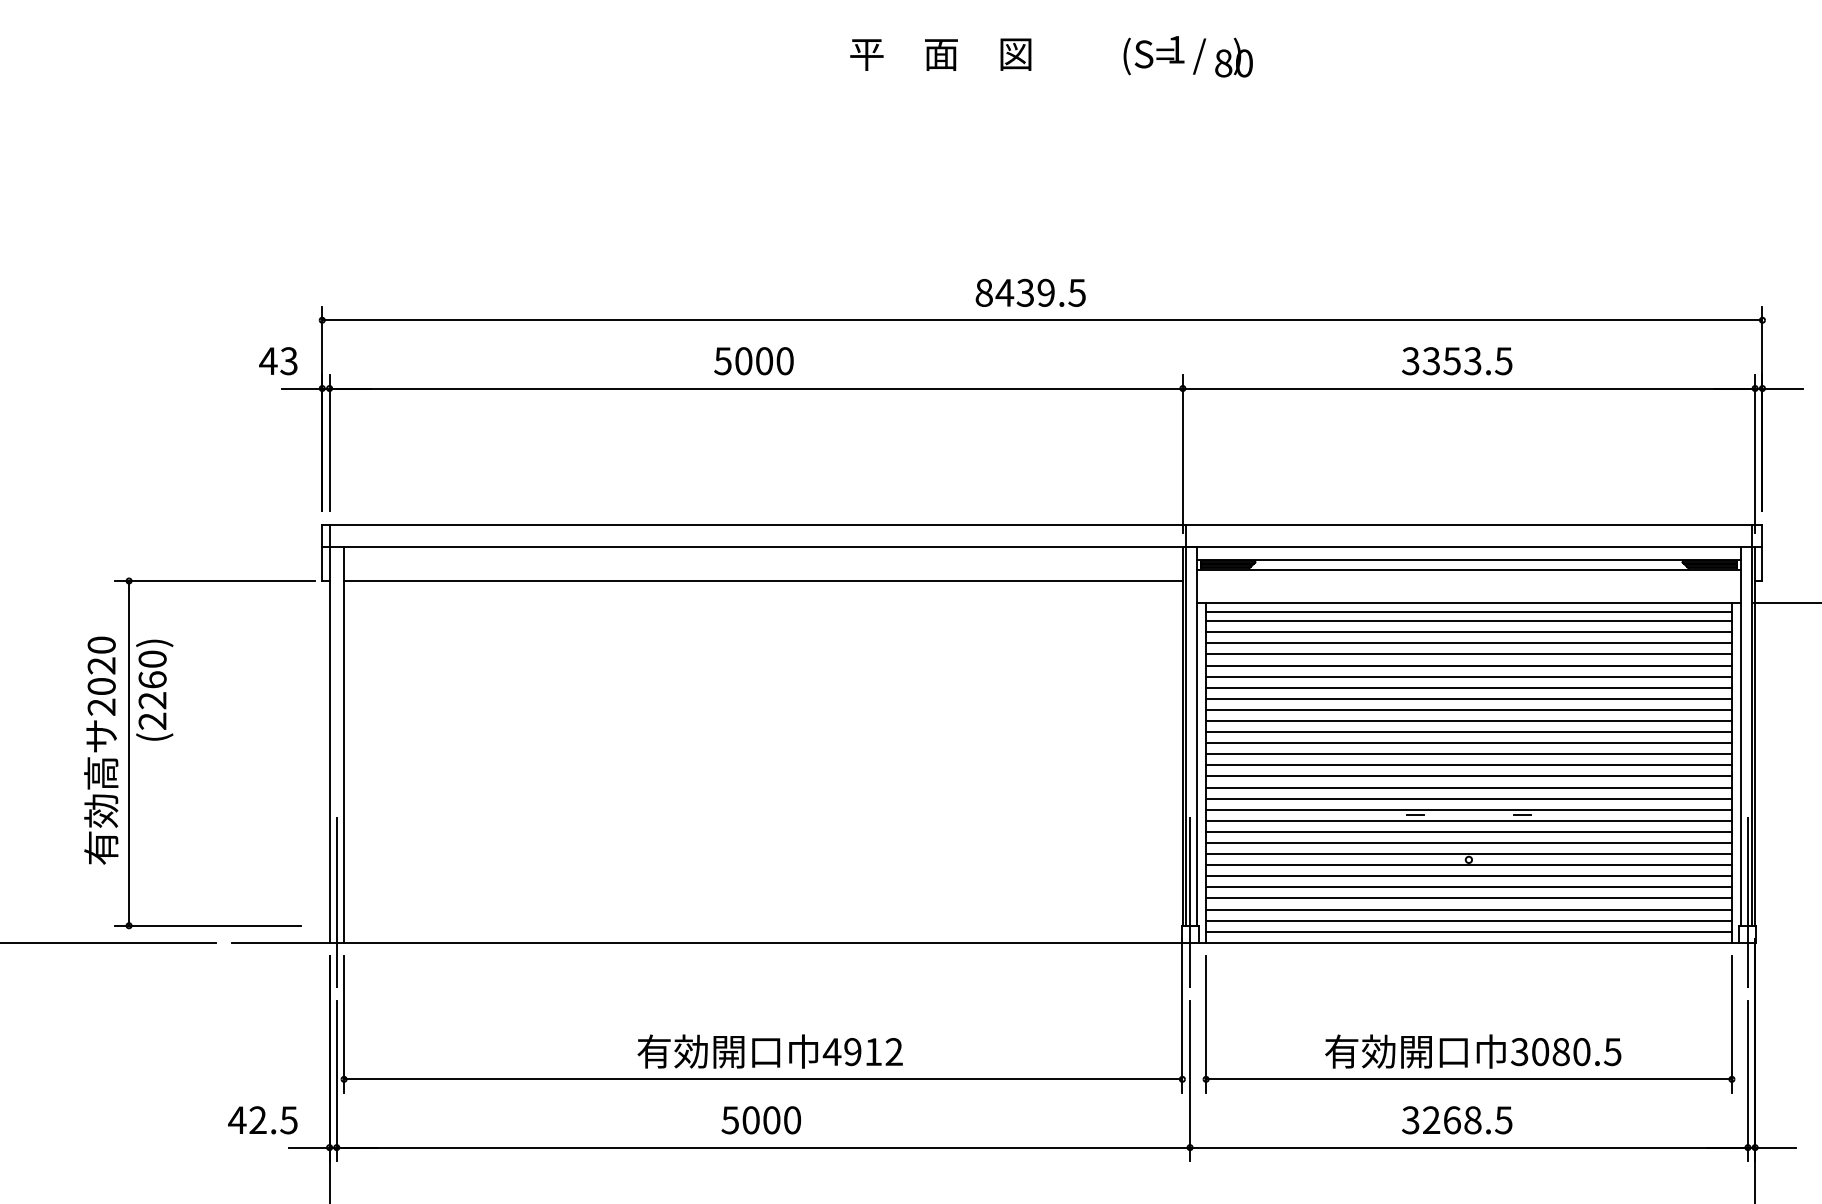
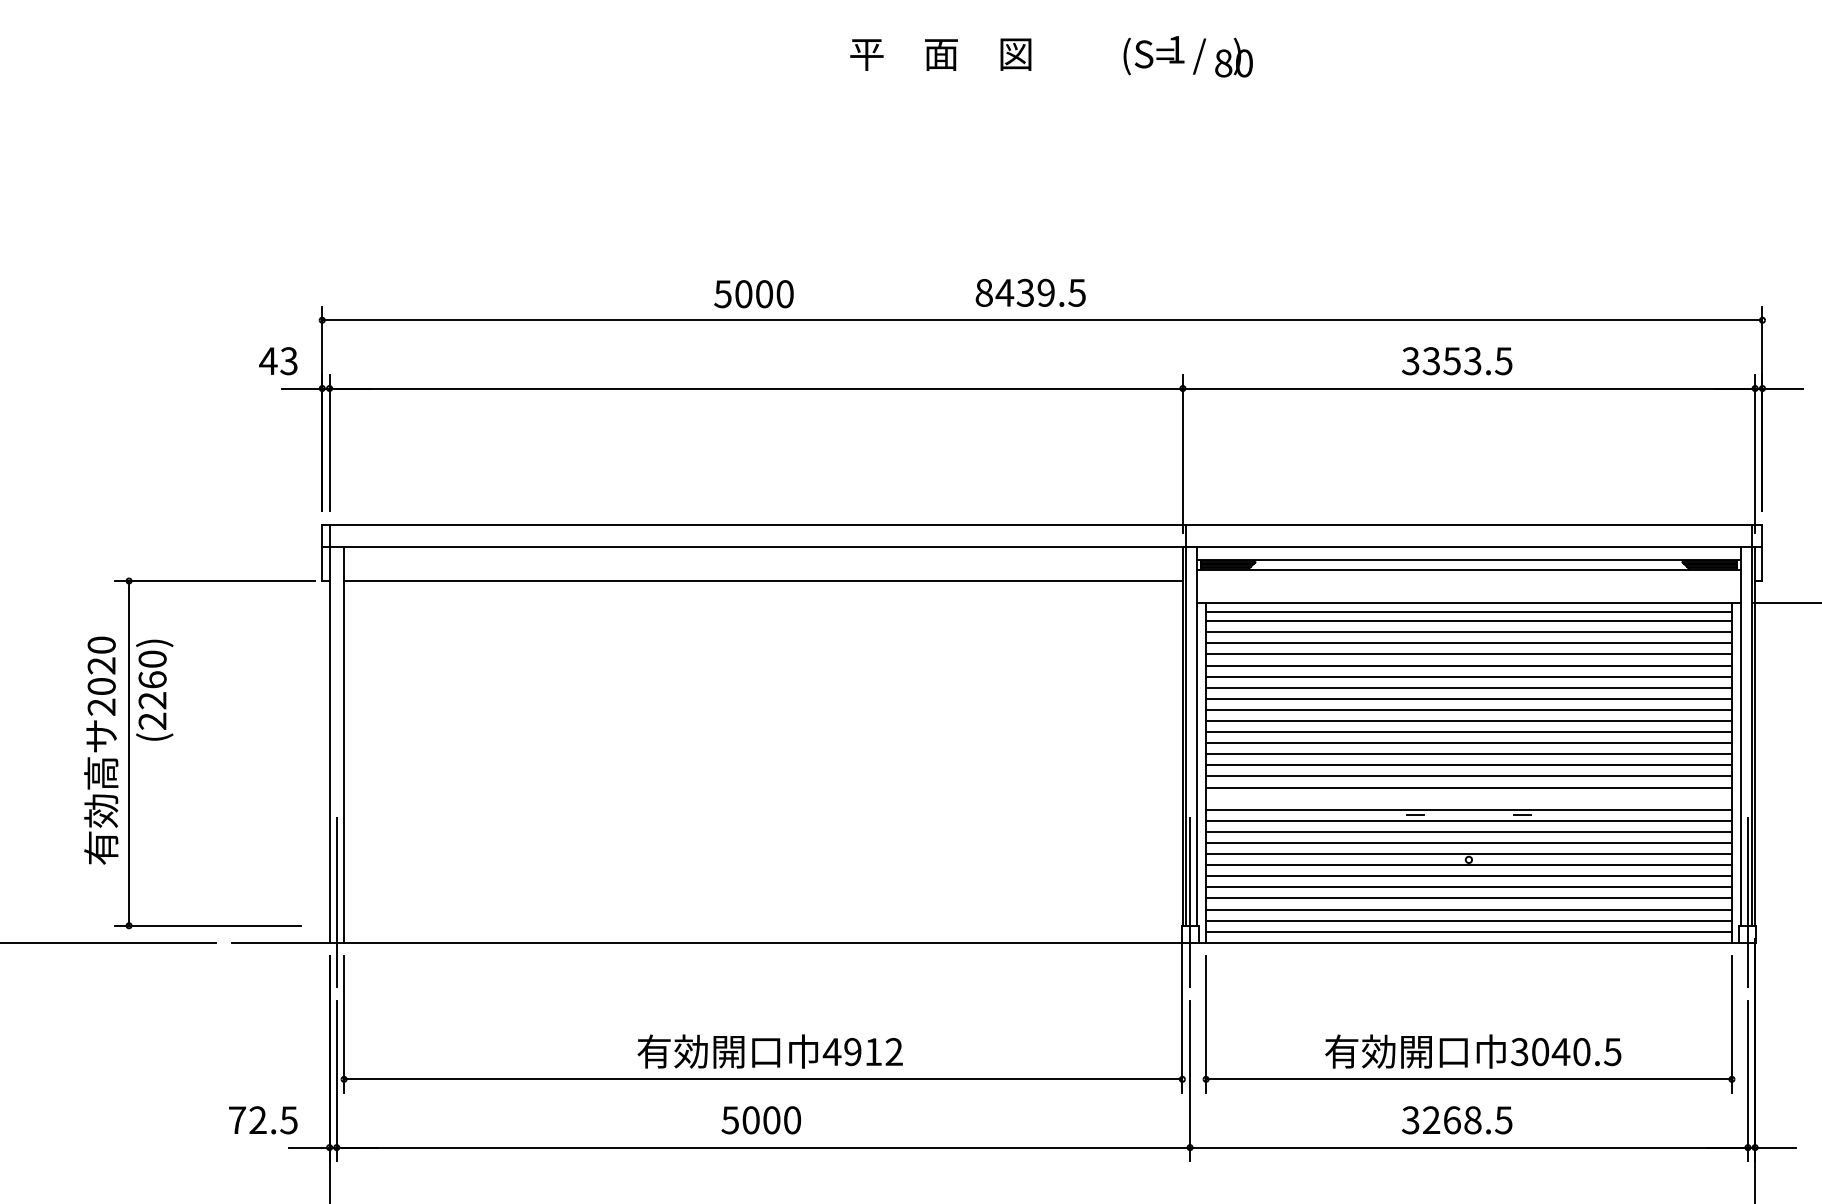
text position: (753, 361) -> (753, 294) (753, 294)
line: present -> none (1468, 798)
text: 3080.5 -> 3040.5 (1560, 1052)
text: 42.5 -> 72.5 (237, 1119)
